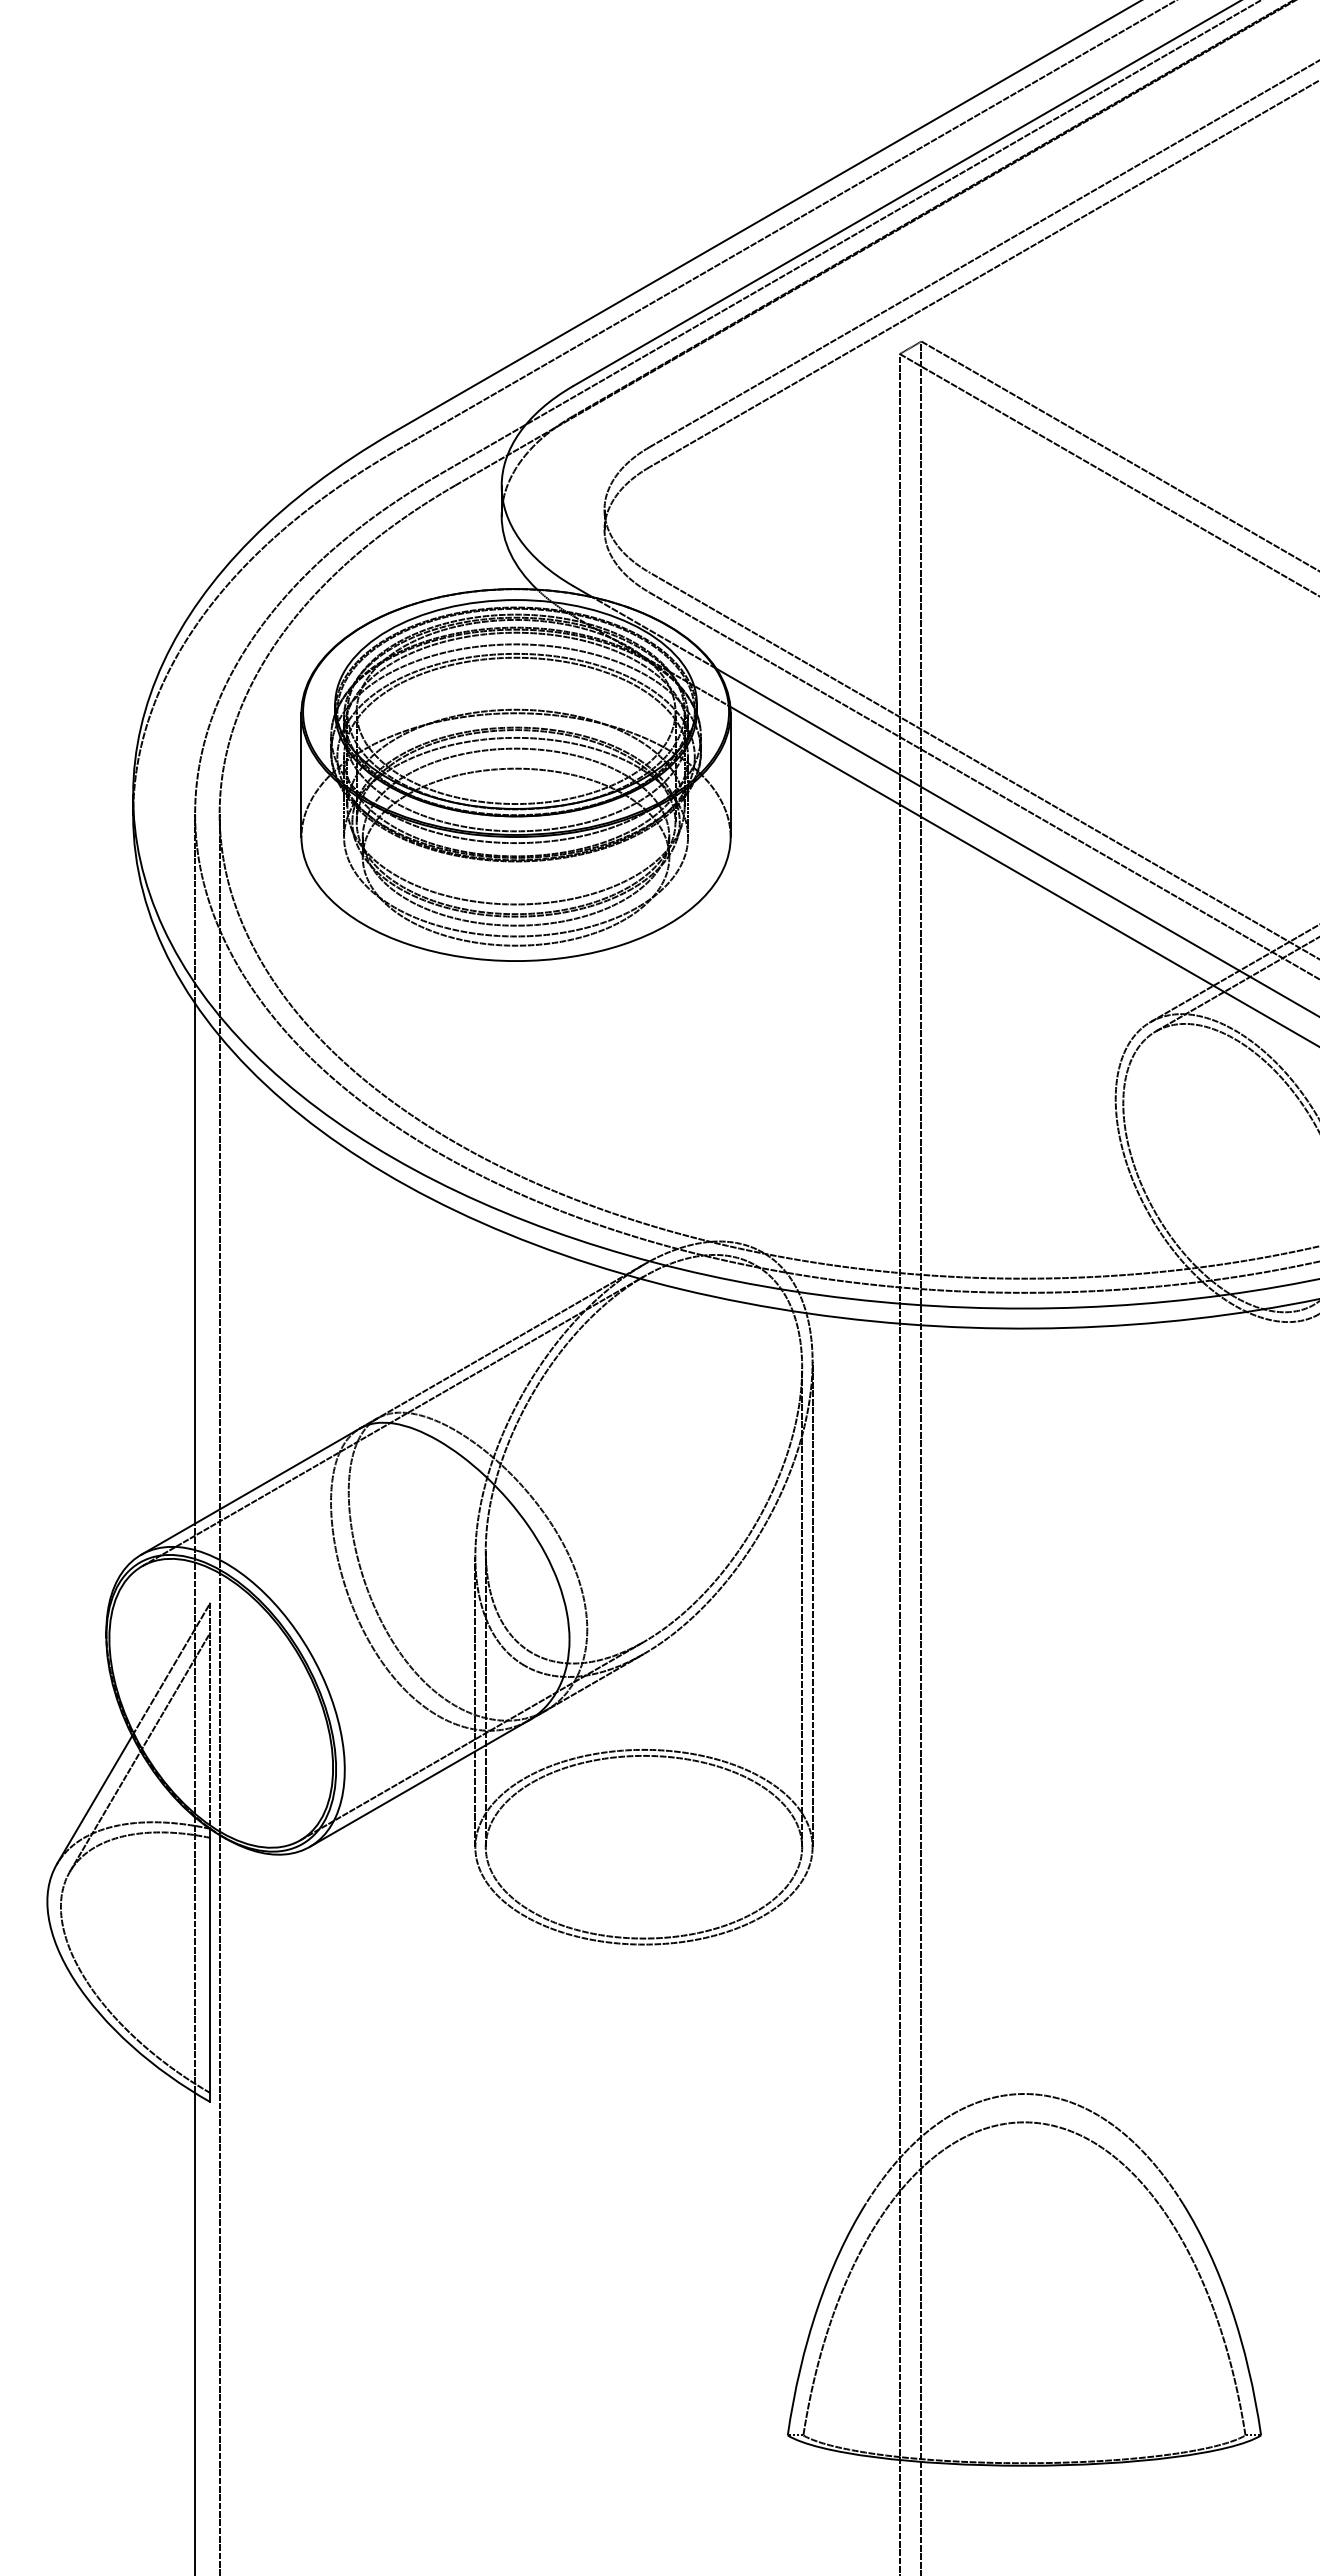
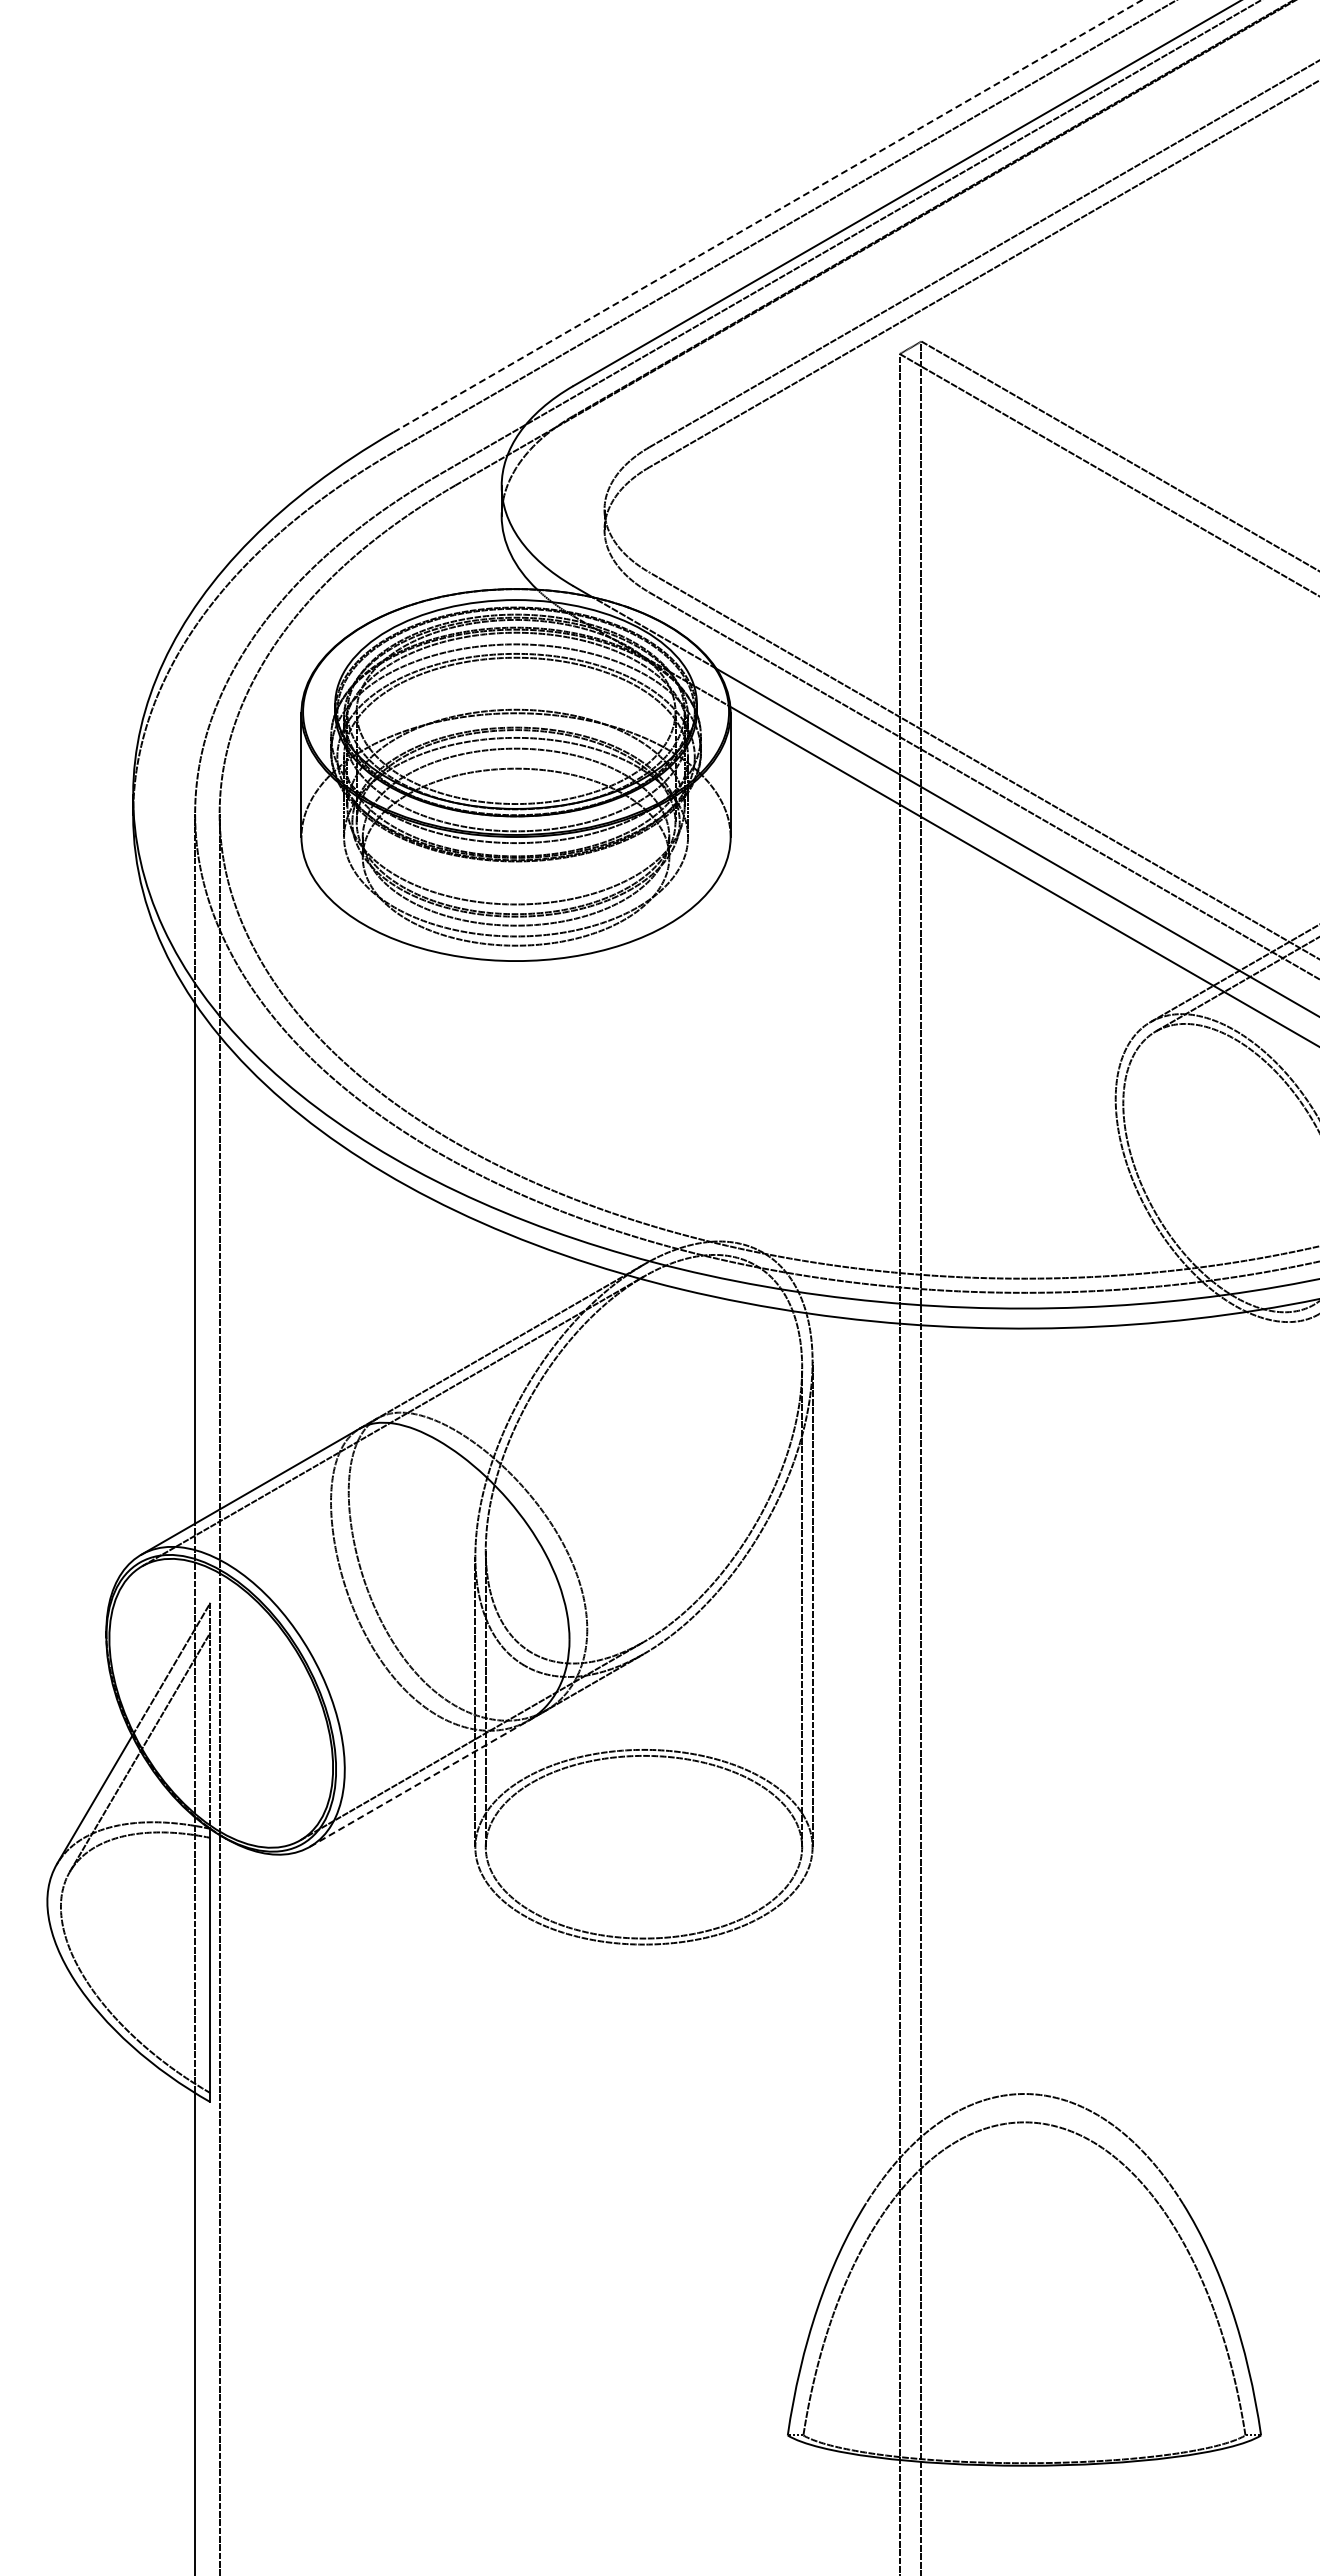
line: solid -> dashed (767, 216)
line: solid -> dashed (419, 1783)
